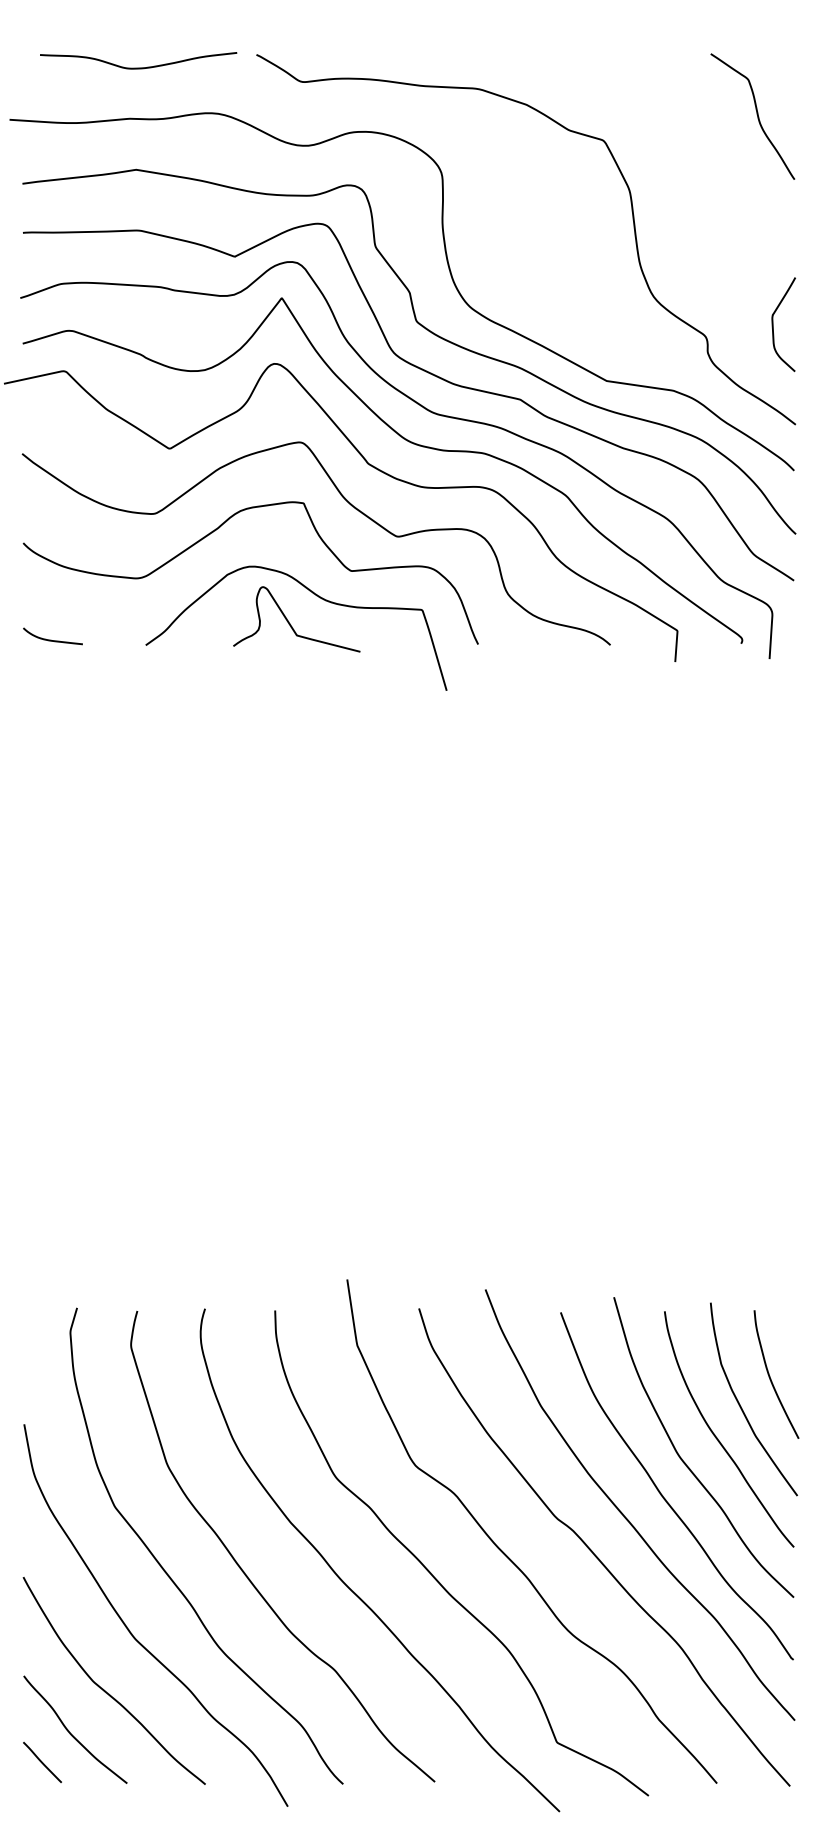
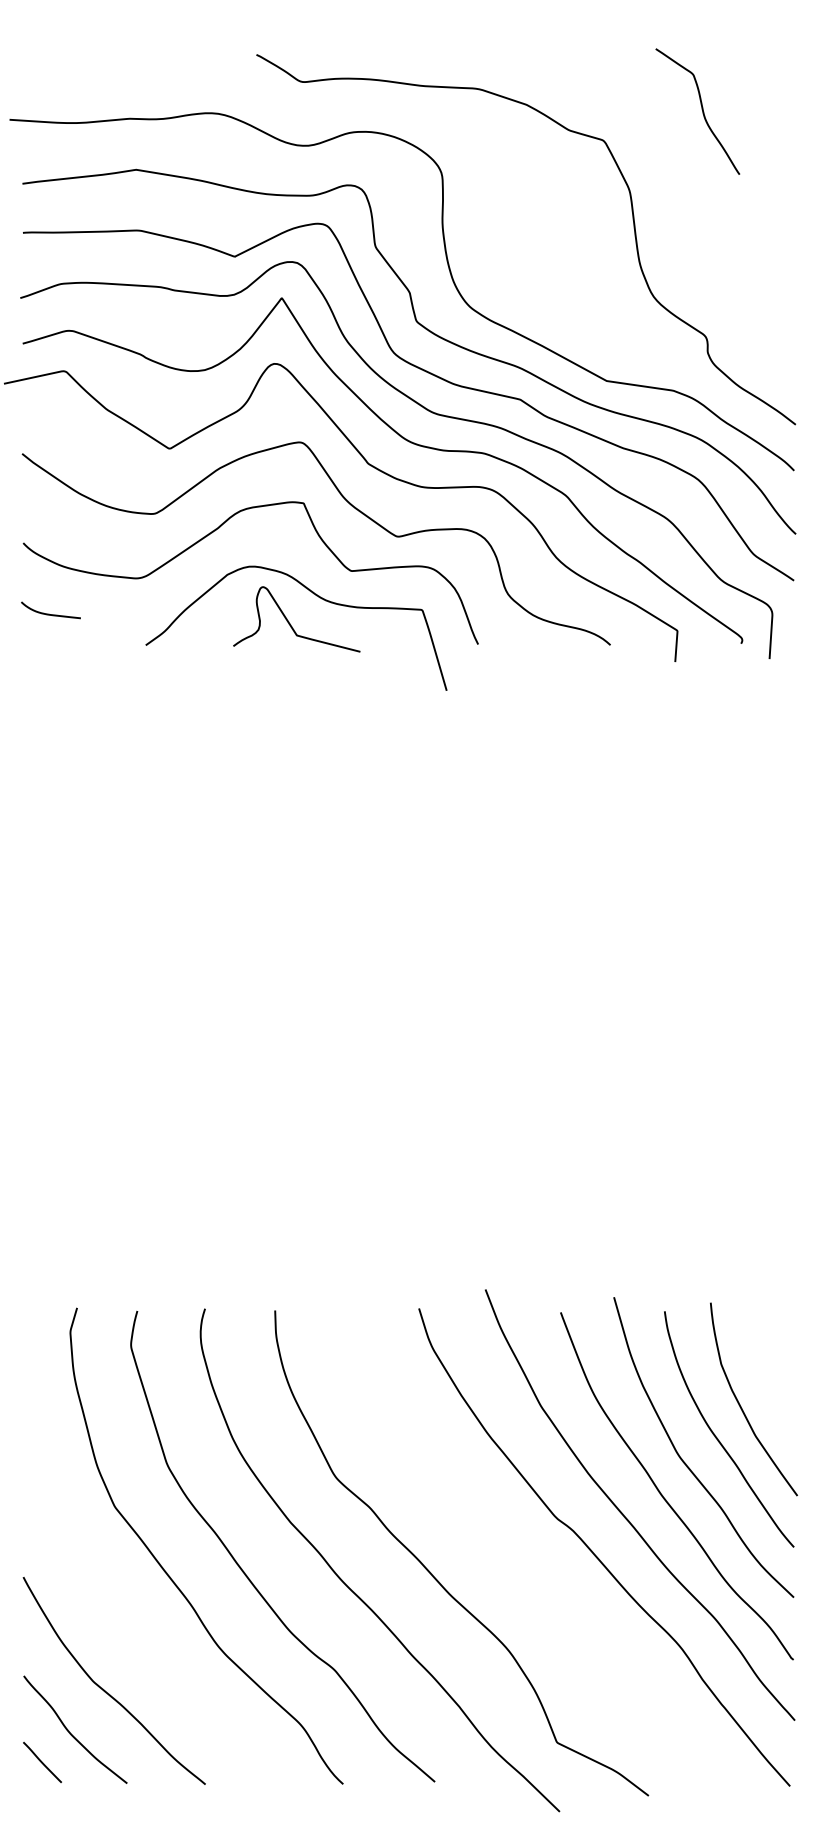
curve: present -> none (138, 67)
curve position: (756, 114) -> (701, 109) (701, 109)
curve: present -> none (773, 324)
curve position: (51, 639) -> (49, 613) (49, 613)
curve: present -> none (770, 1376)
curve: present -> none (507, 1555)
curve: present -> none (132, 1633)
